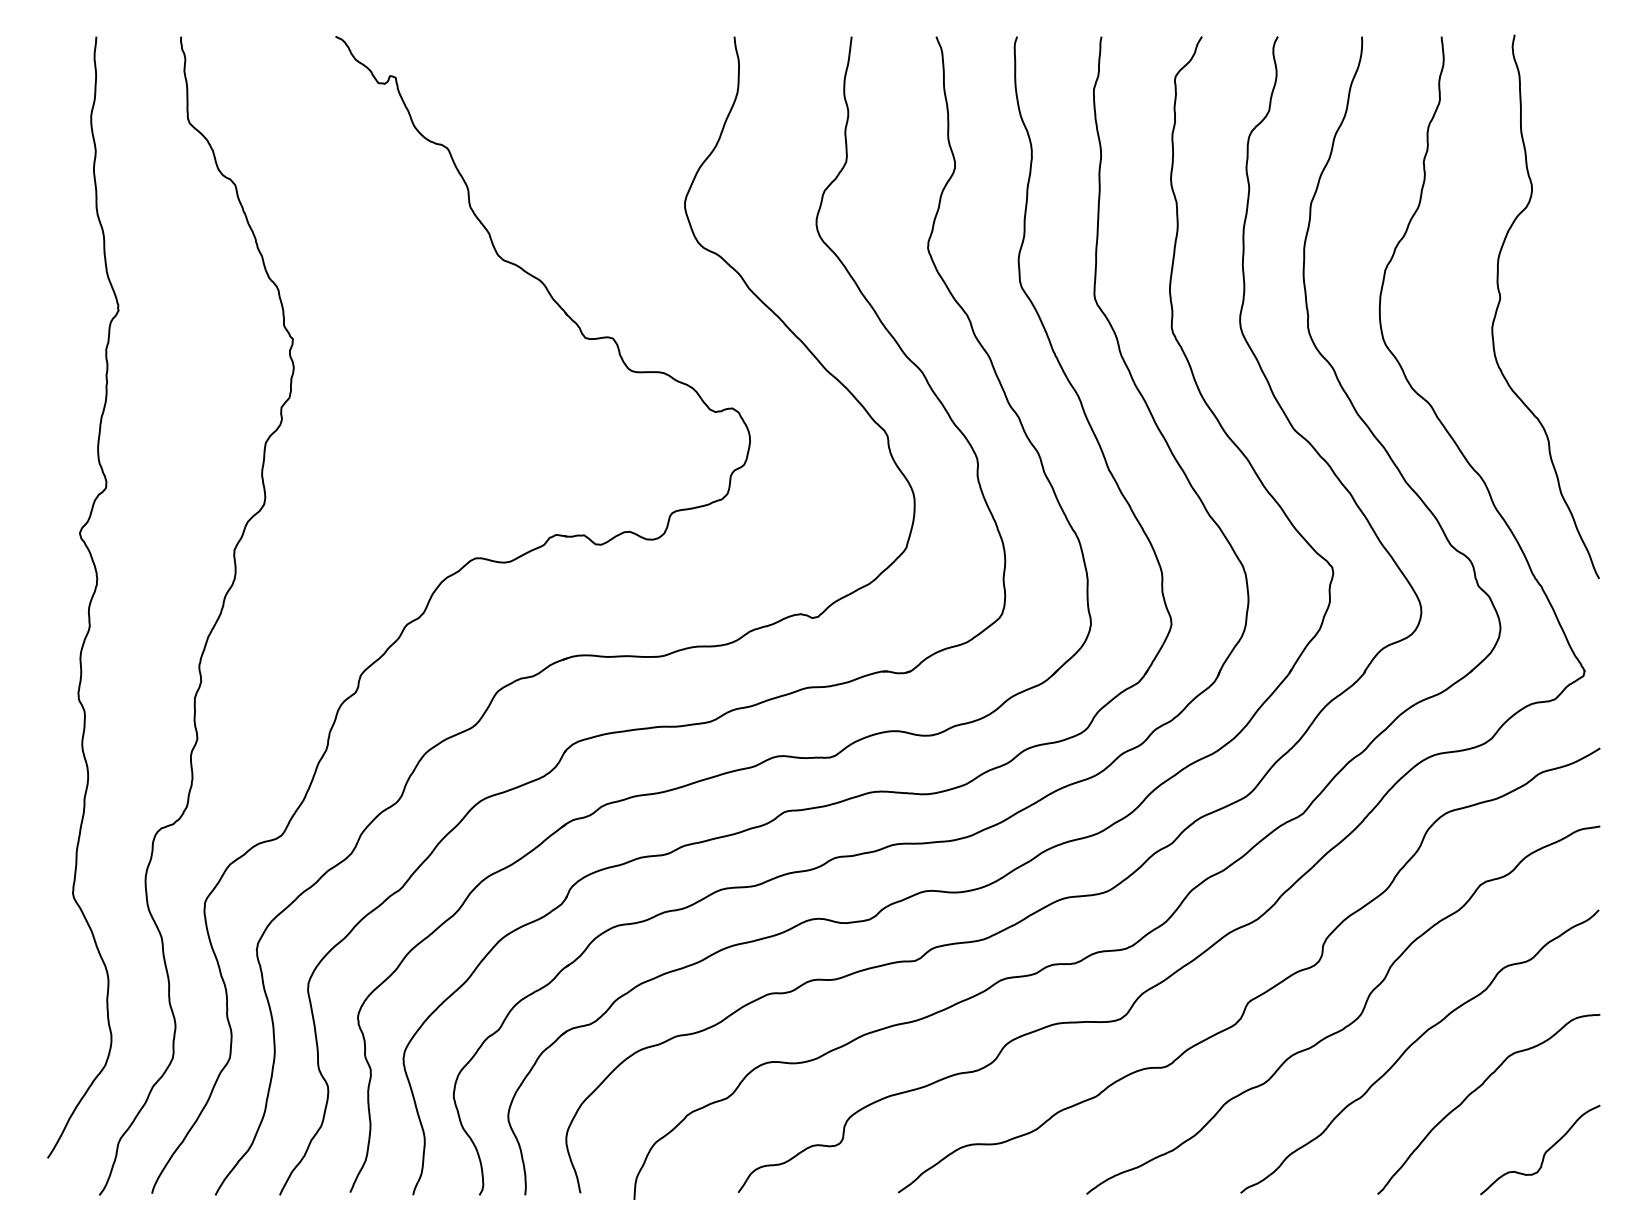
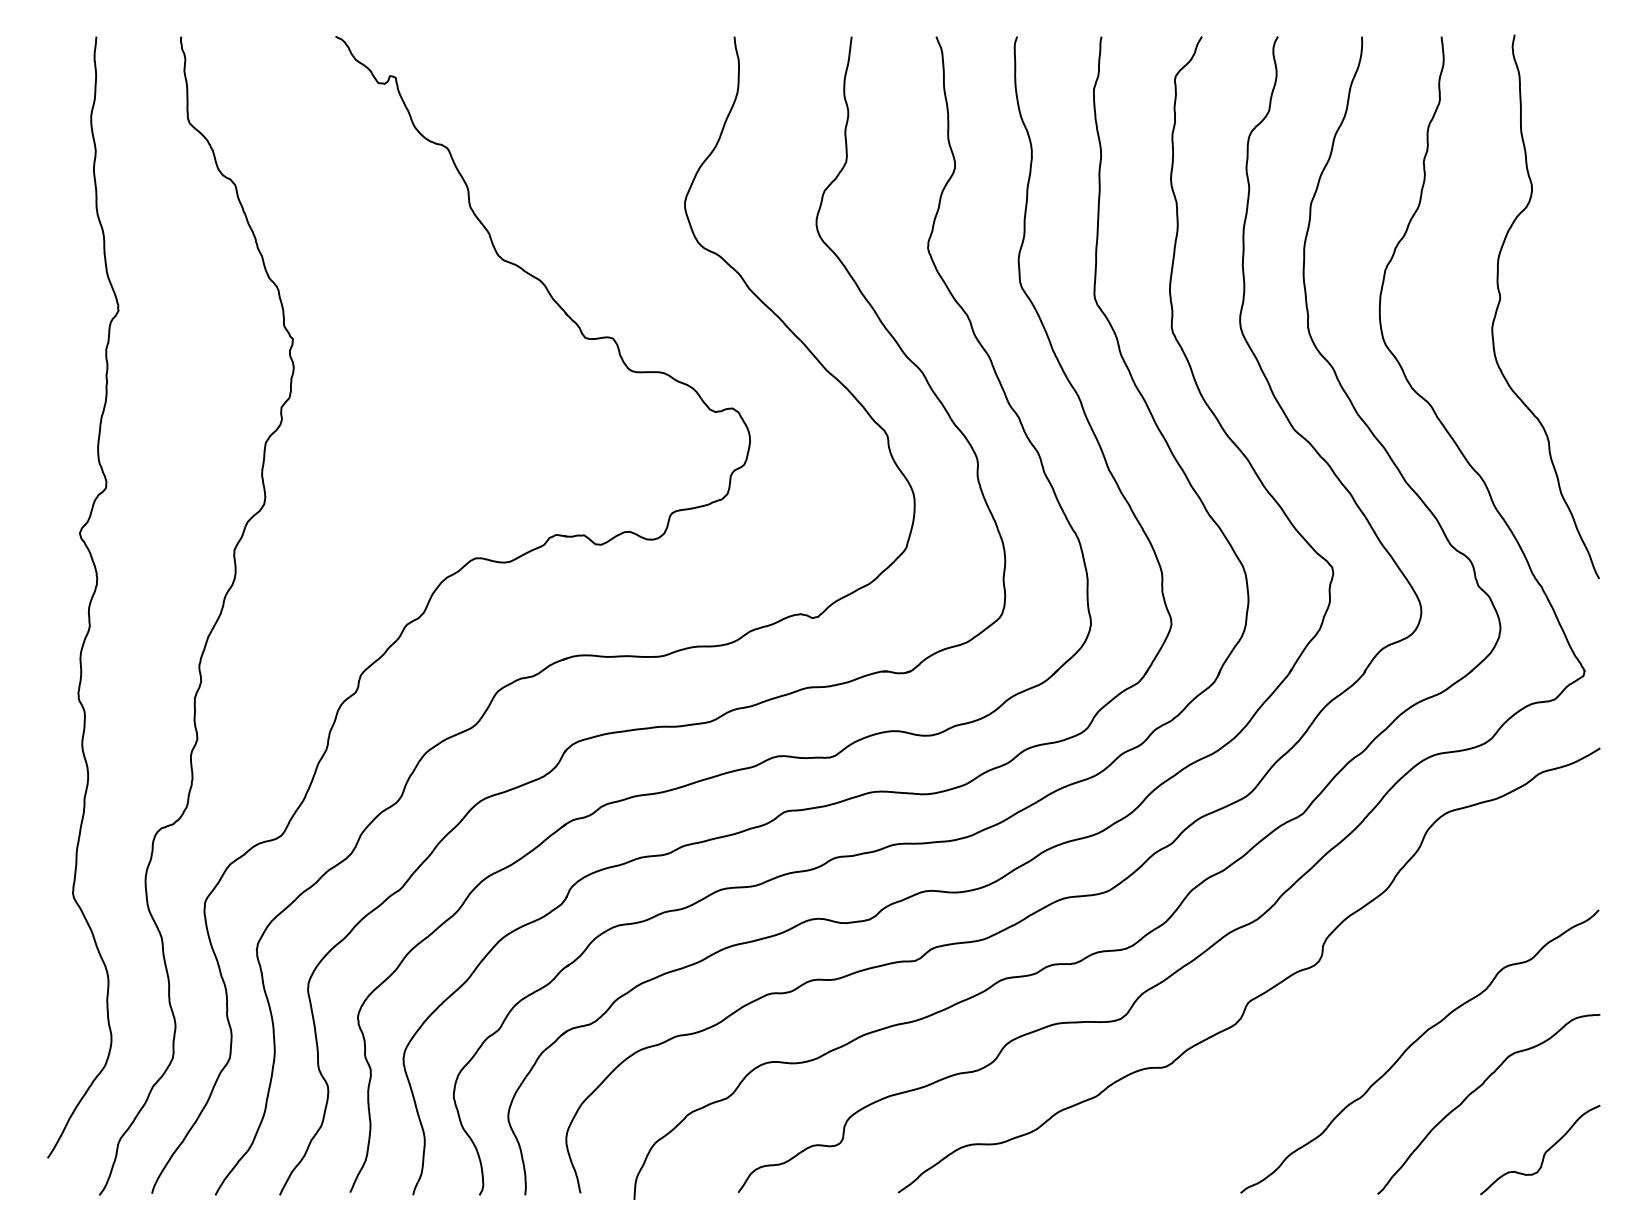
curve: present -> none (1350, 1022)
